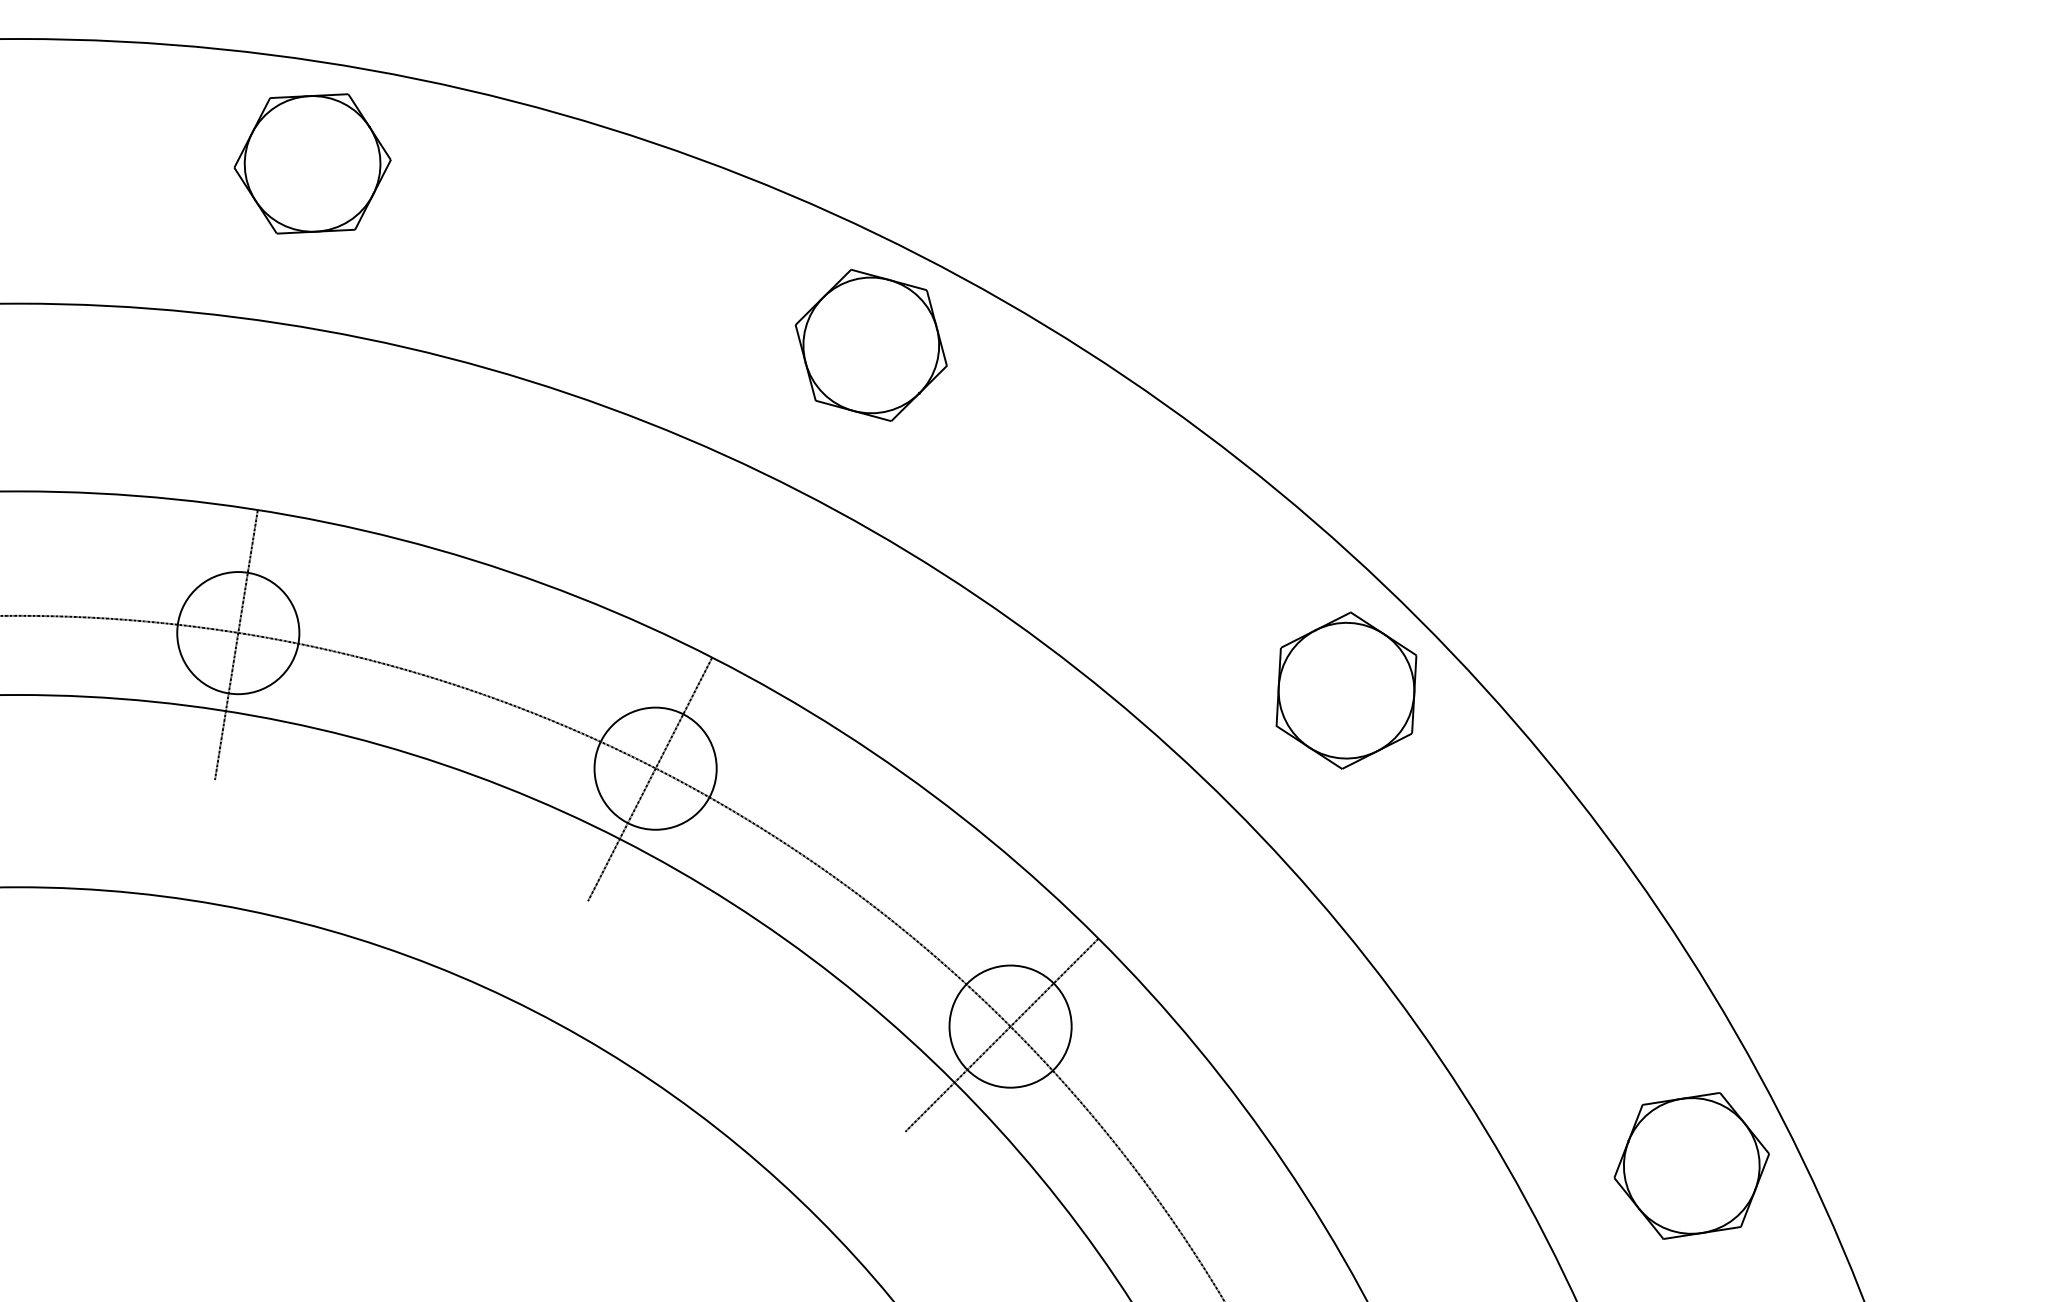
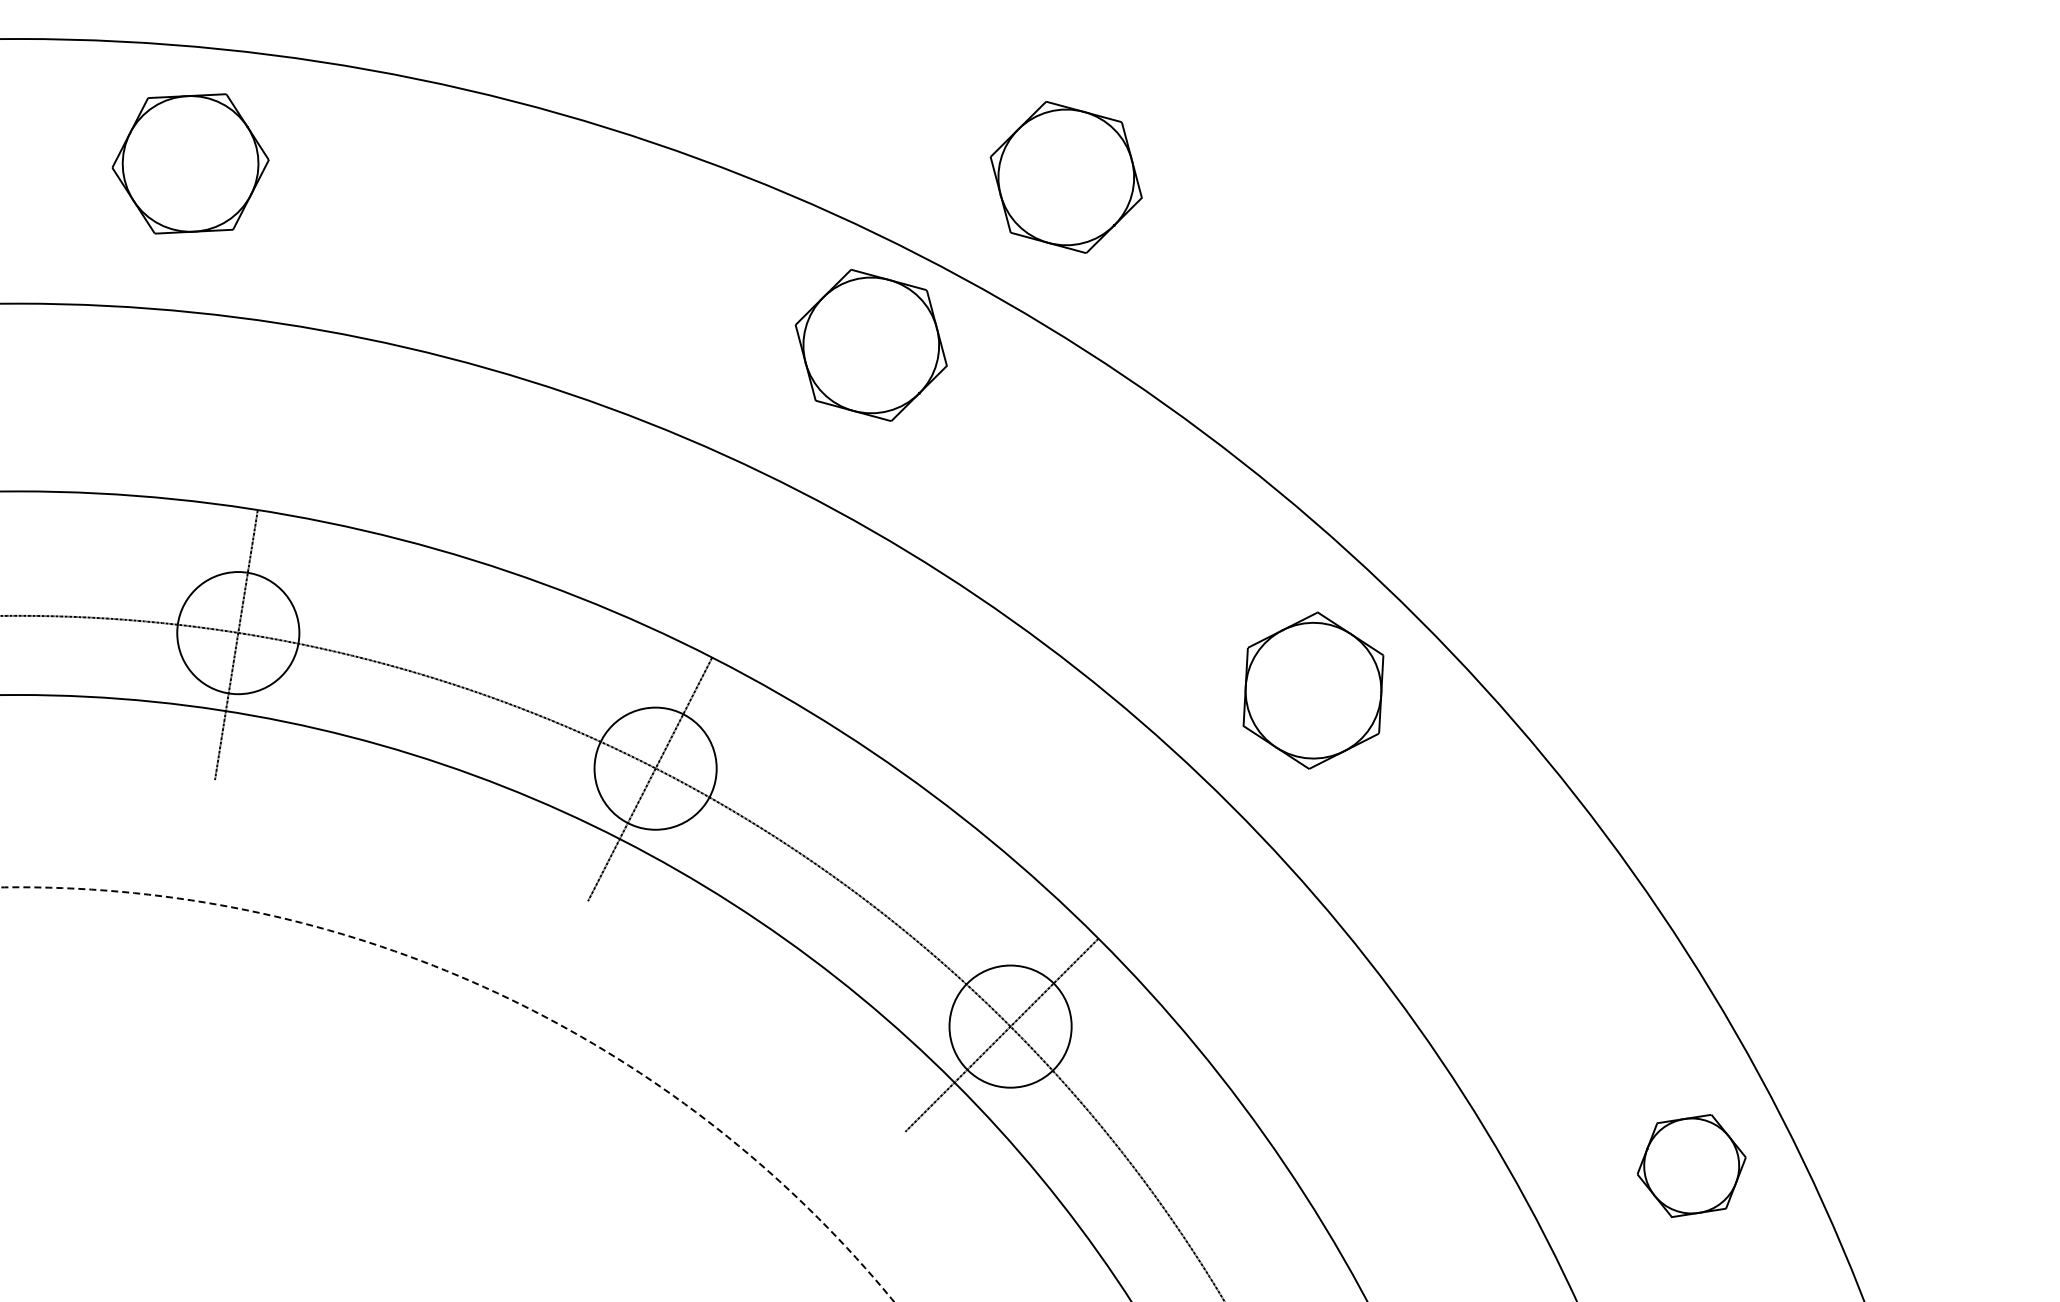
part position: (312, 163) -> (190, 163) (190, 163)
part: none -> present (1065, 176)
part position: (1346, 690) -> (1313, 690) (1313, 690)
circle: solid -> dashed (447, 1094)
part size: 157x148 px -> 111x104 px (1691, 1165)
